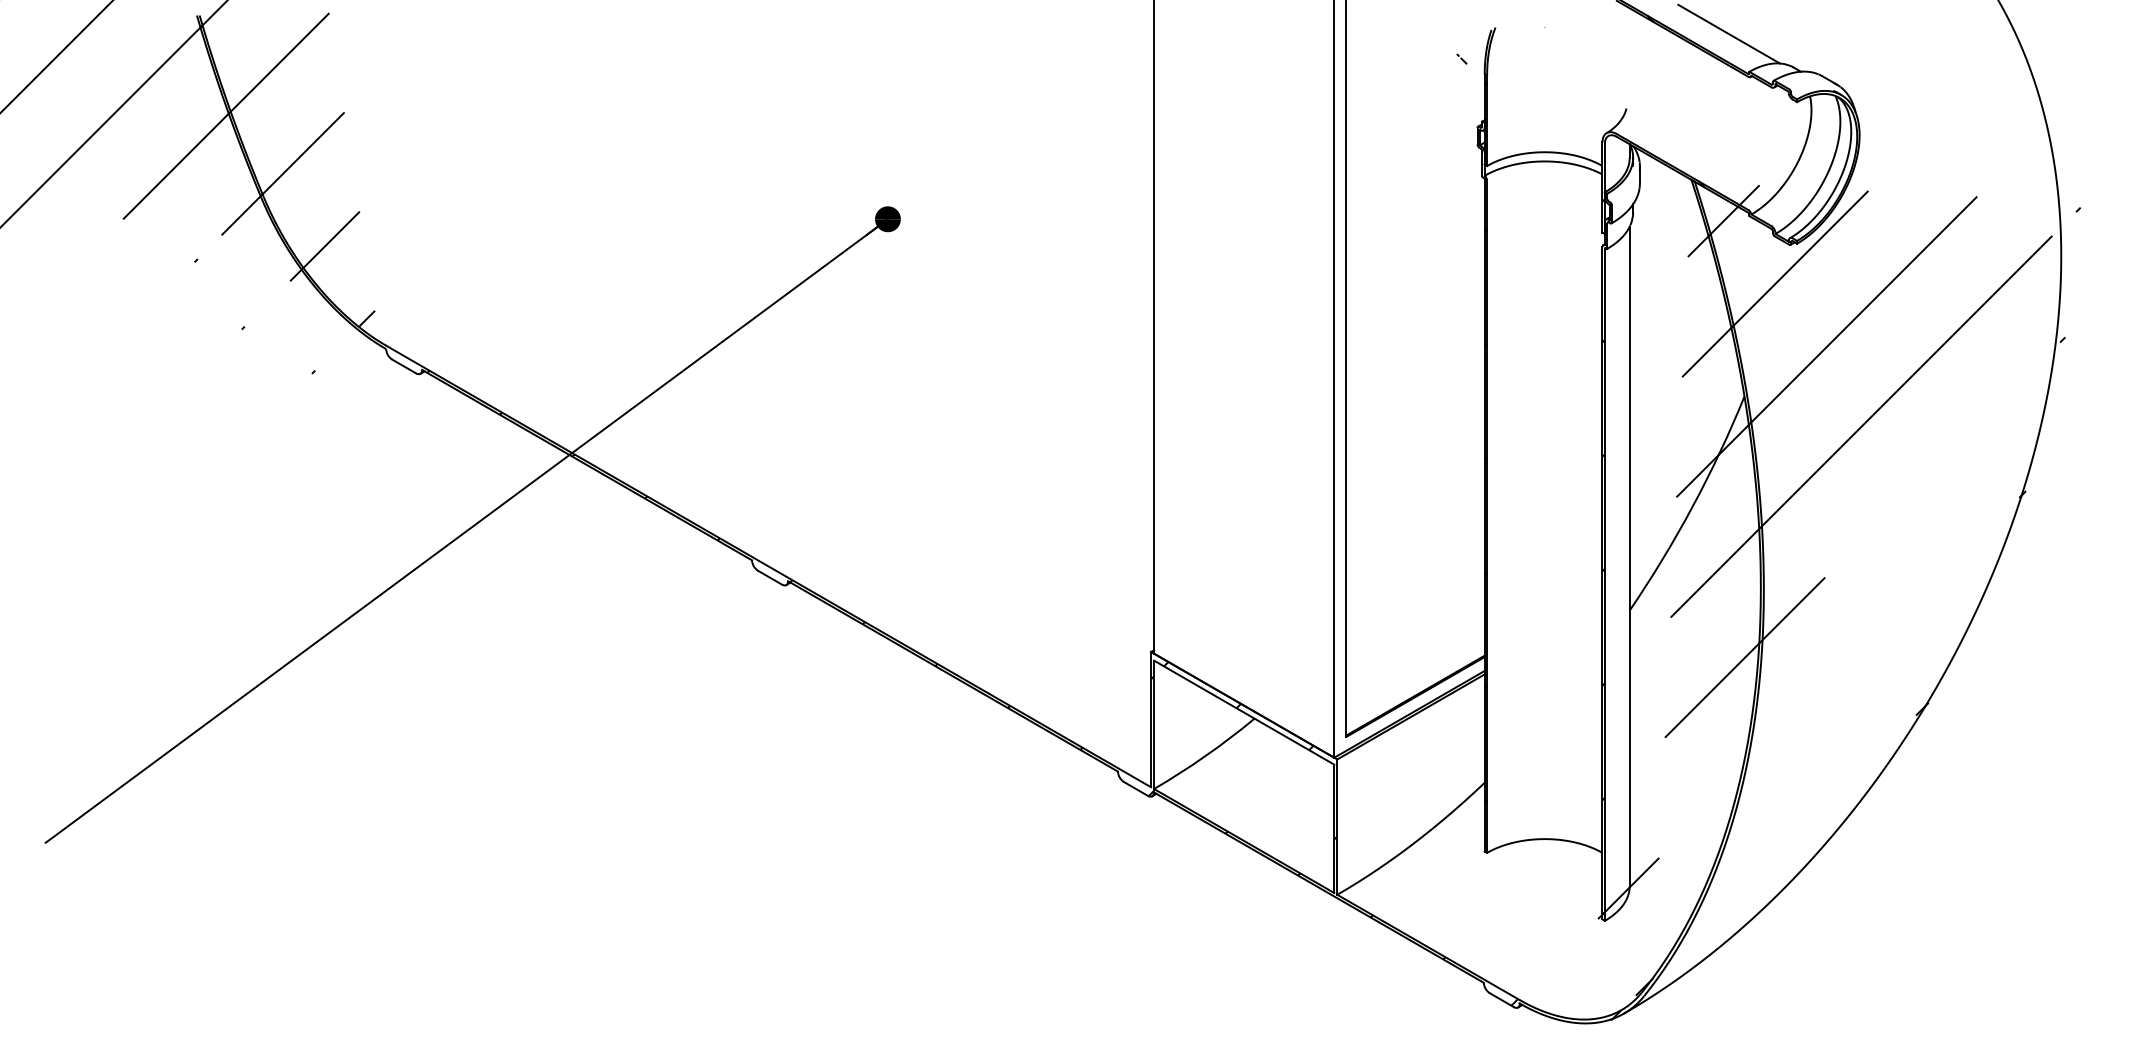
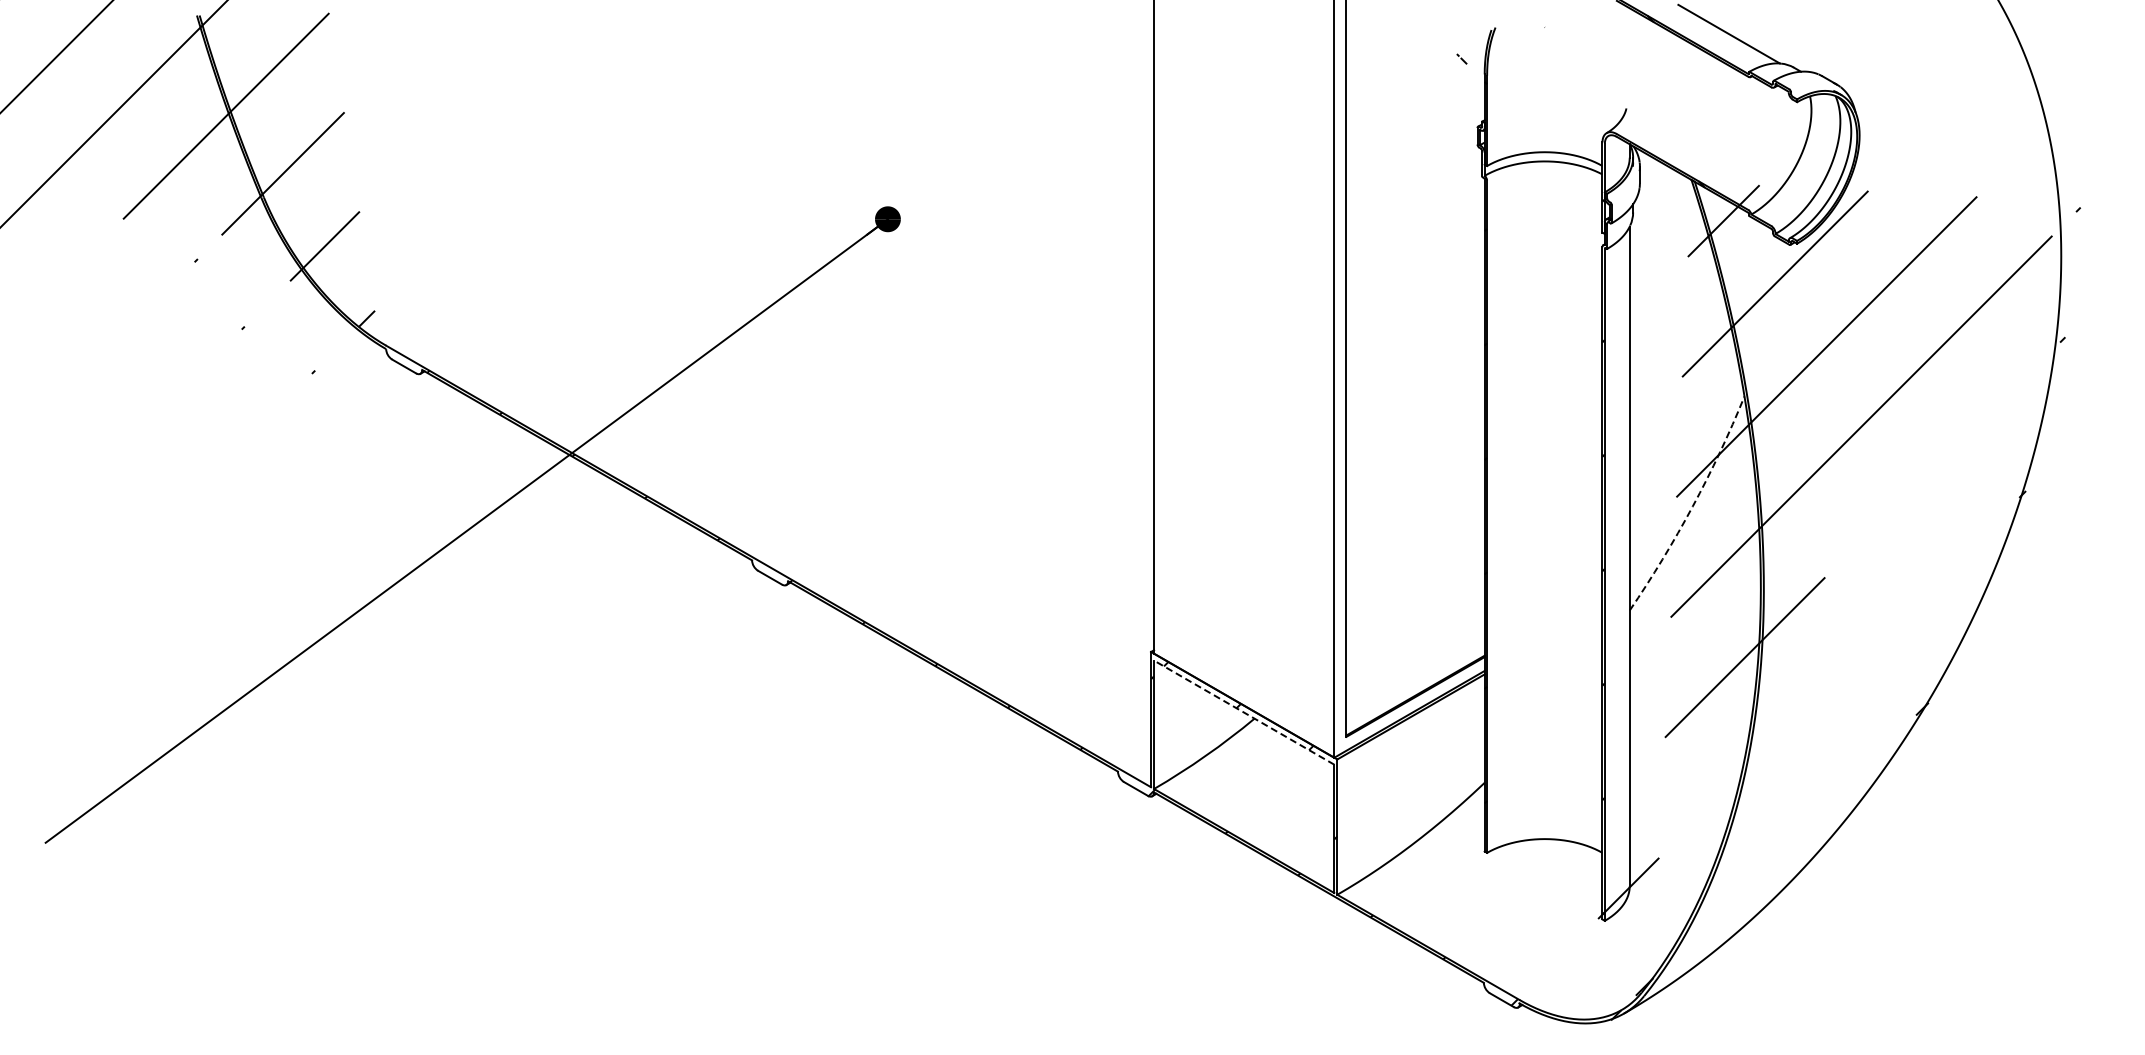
arc: solid -> dashed (1692, 506)
line: solid -> dashed (1243, 712)
